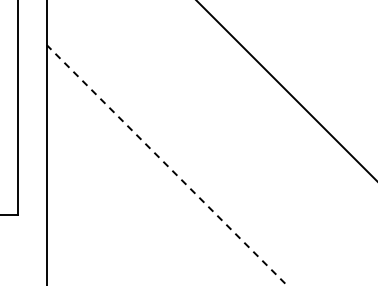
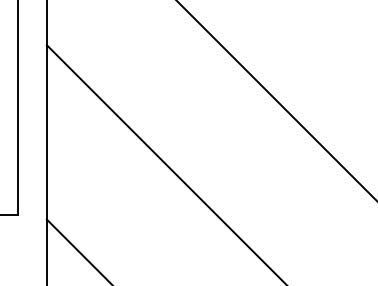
line position: (286, 90) -> (276, 100) (276, 100)
line: dashed -> solid (166, 165)
line: none -> present (77, 250)
